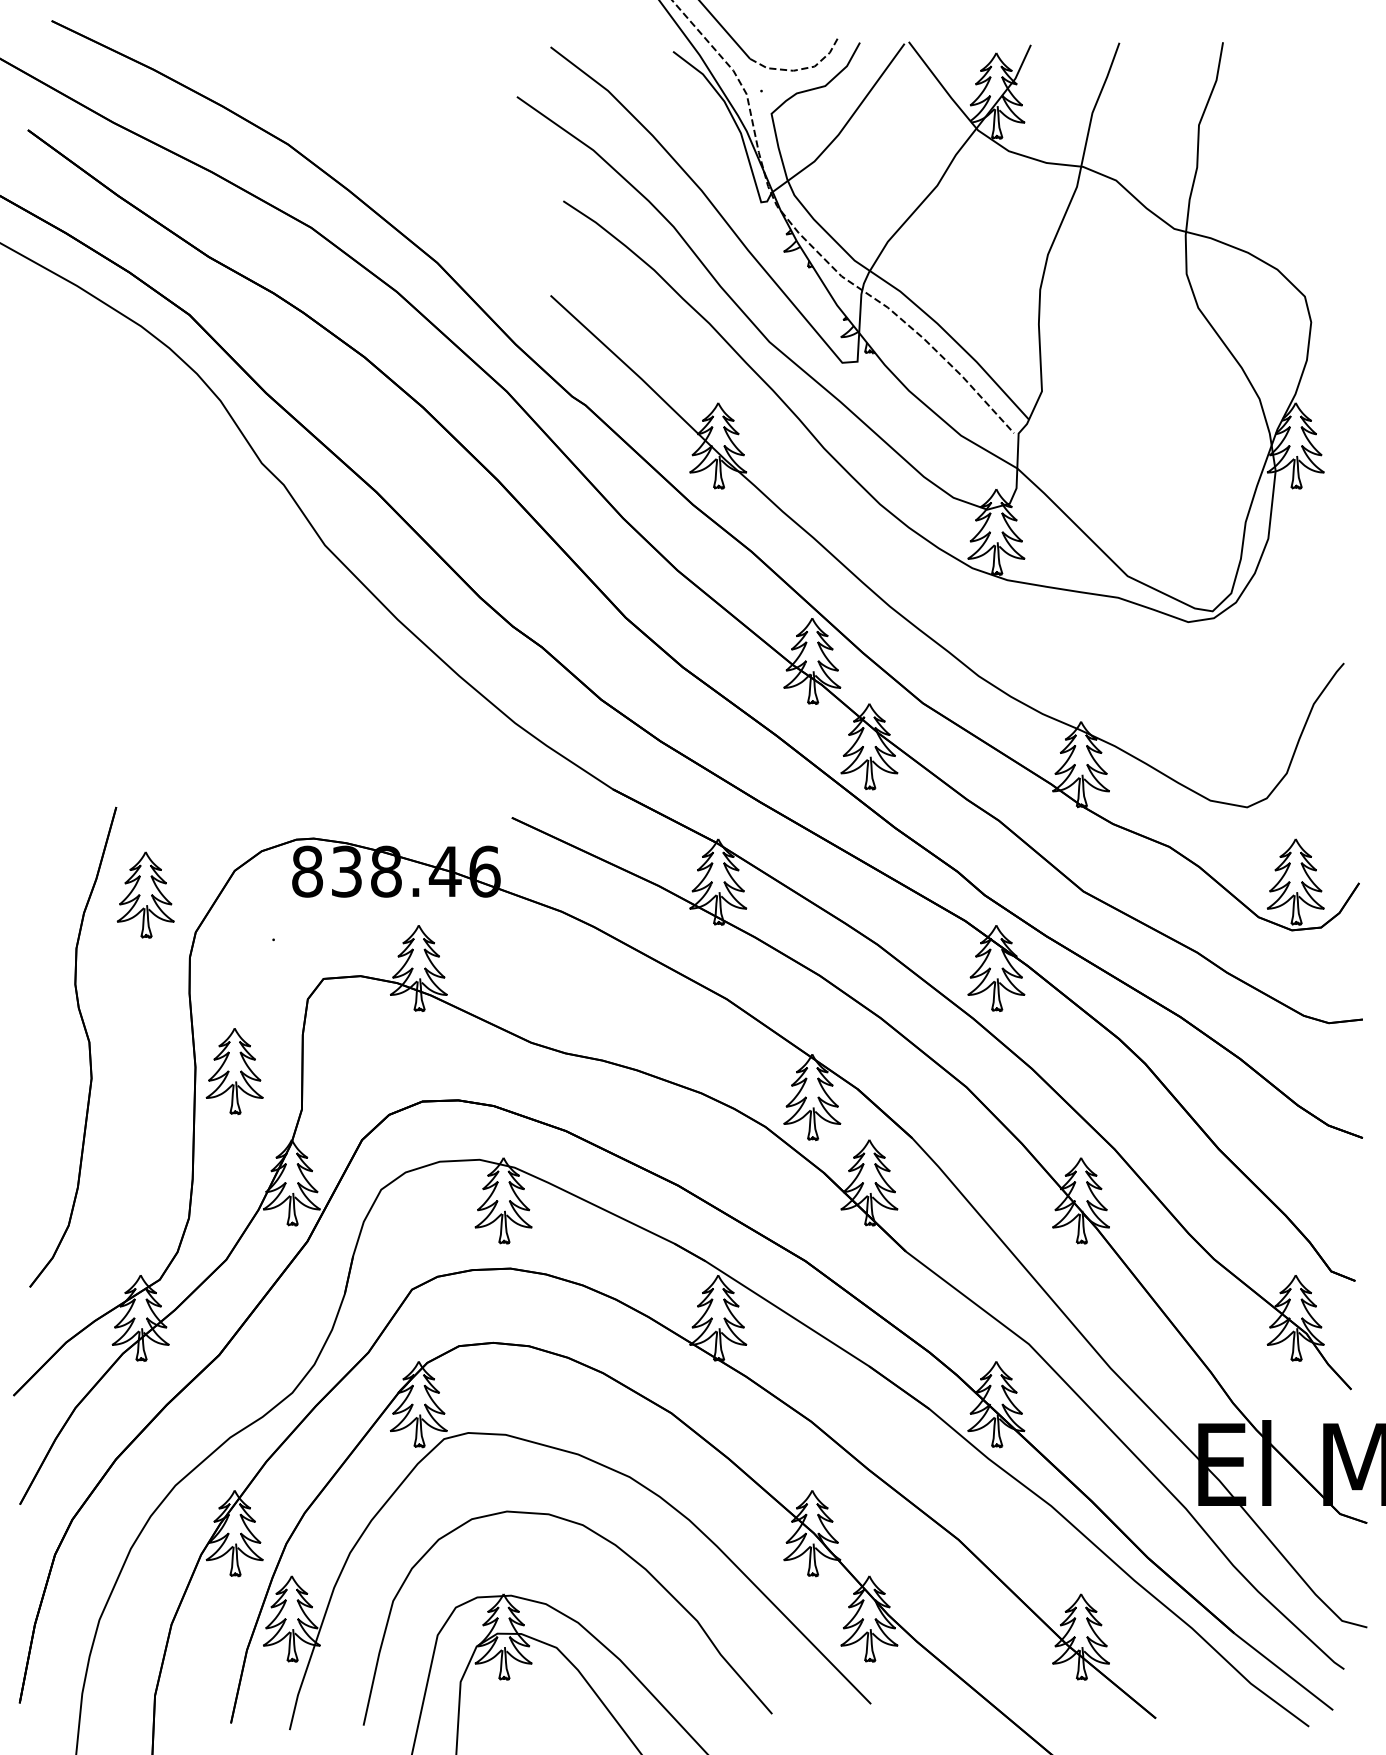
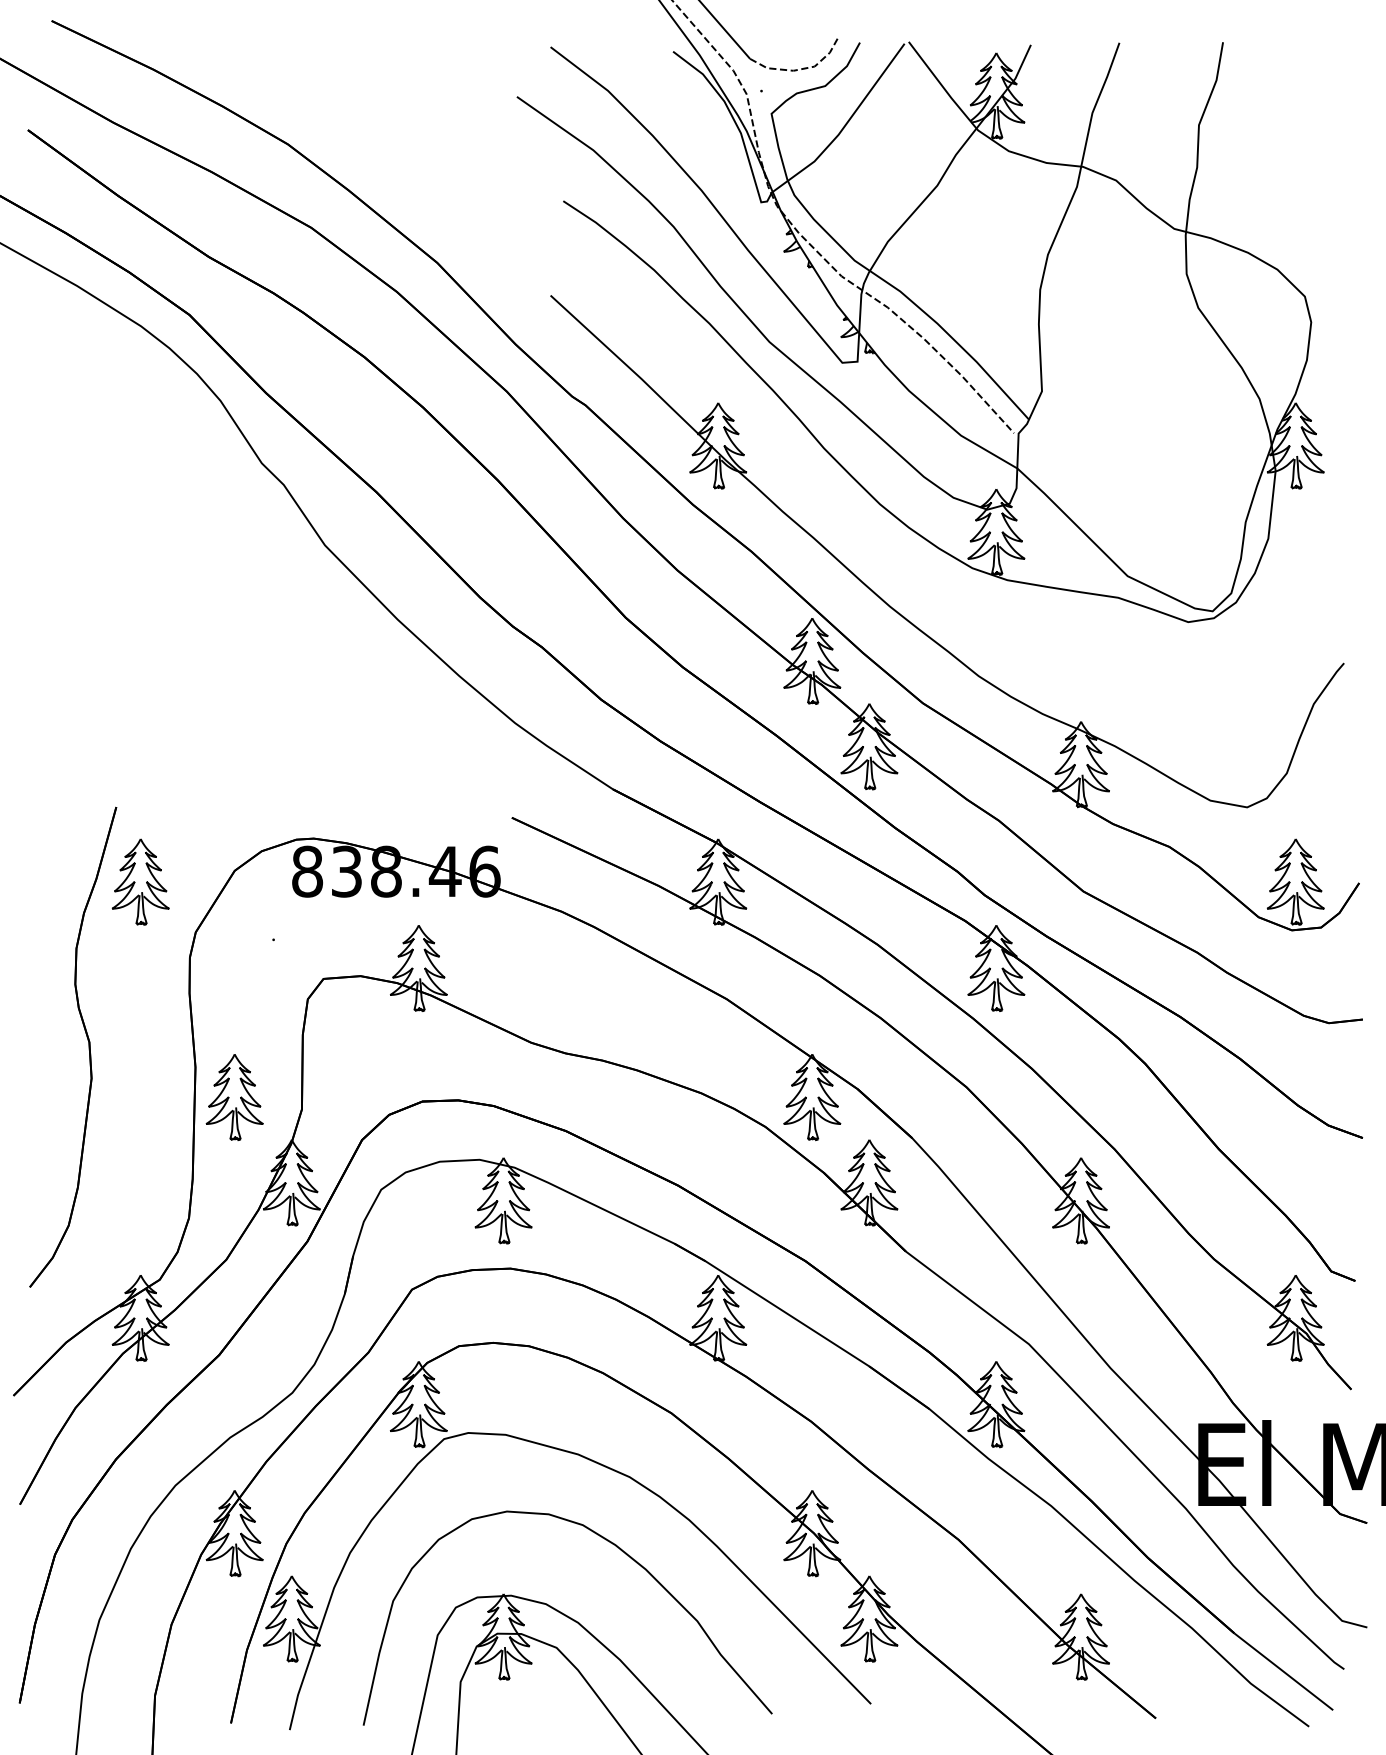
part position: (145, 894) -> (140, 881) (140, 881)
part position: (234, 1071) -> (234, 1097) (234, 1097)
